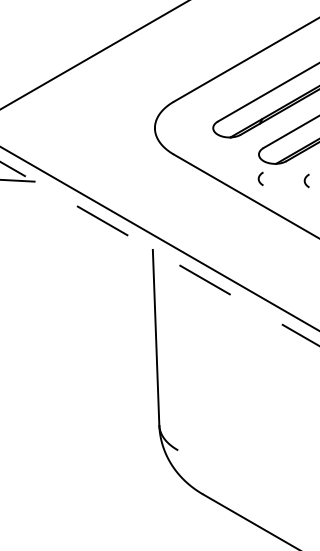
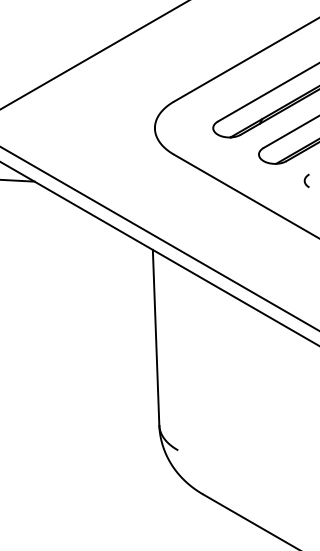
curve: present -> none (259, 178)
line: dashed -> solid (160, 254)
